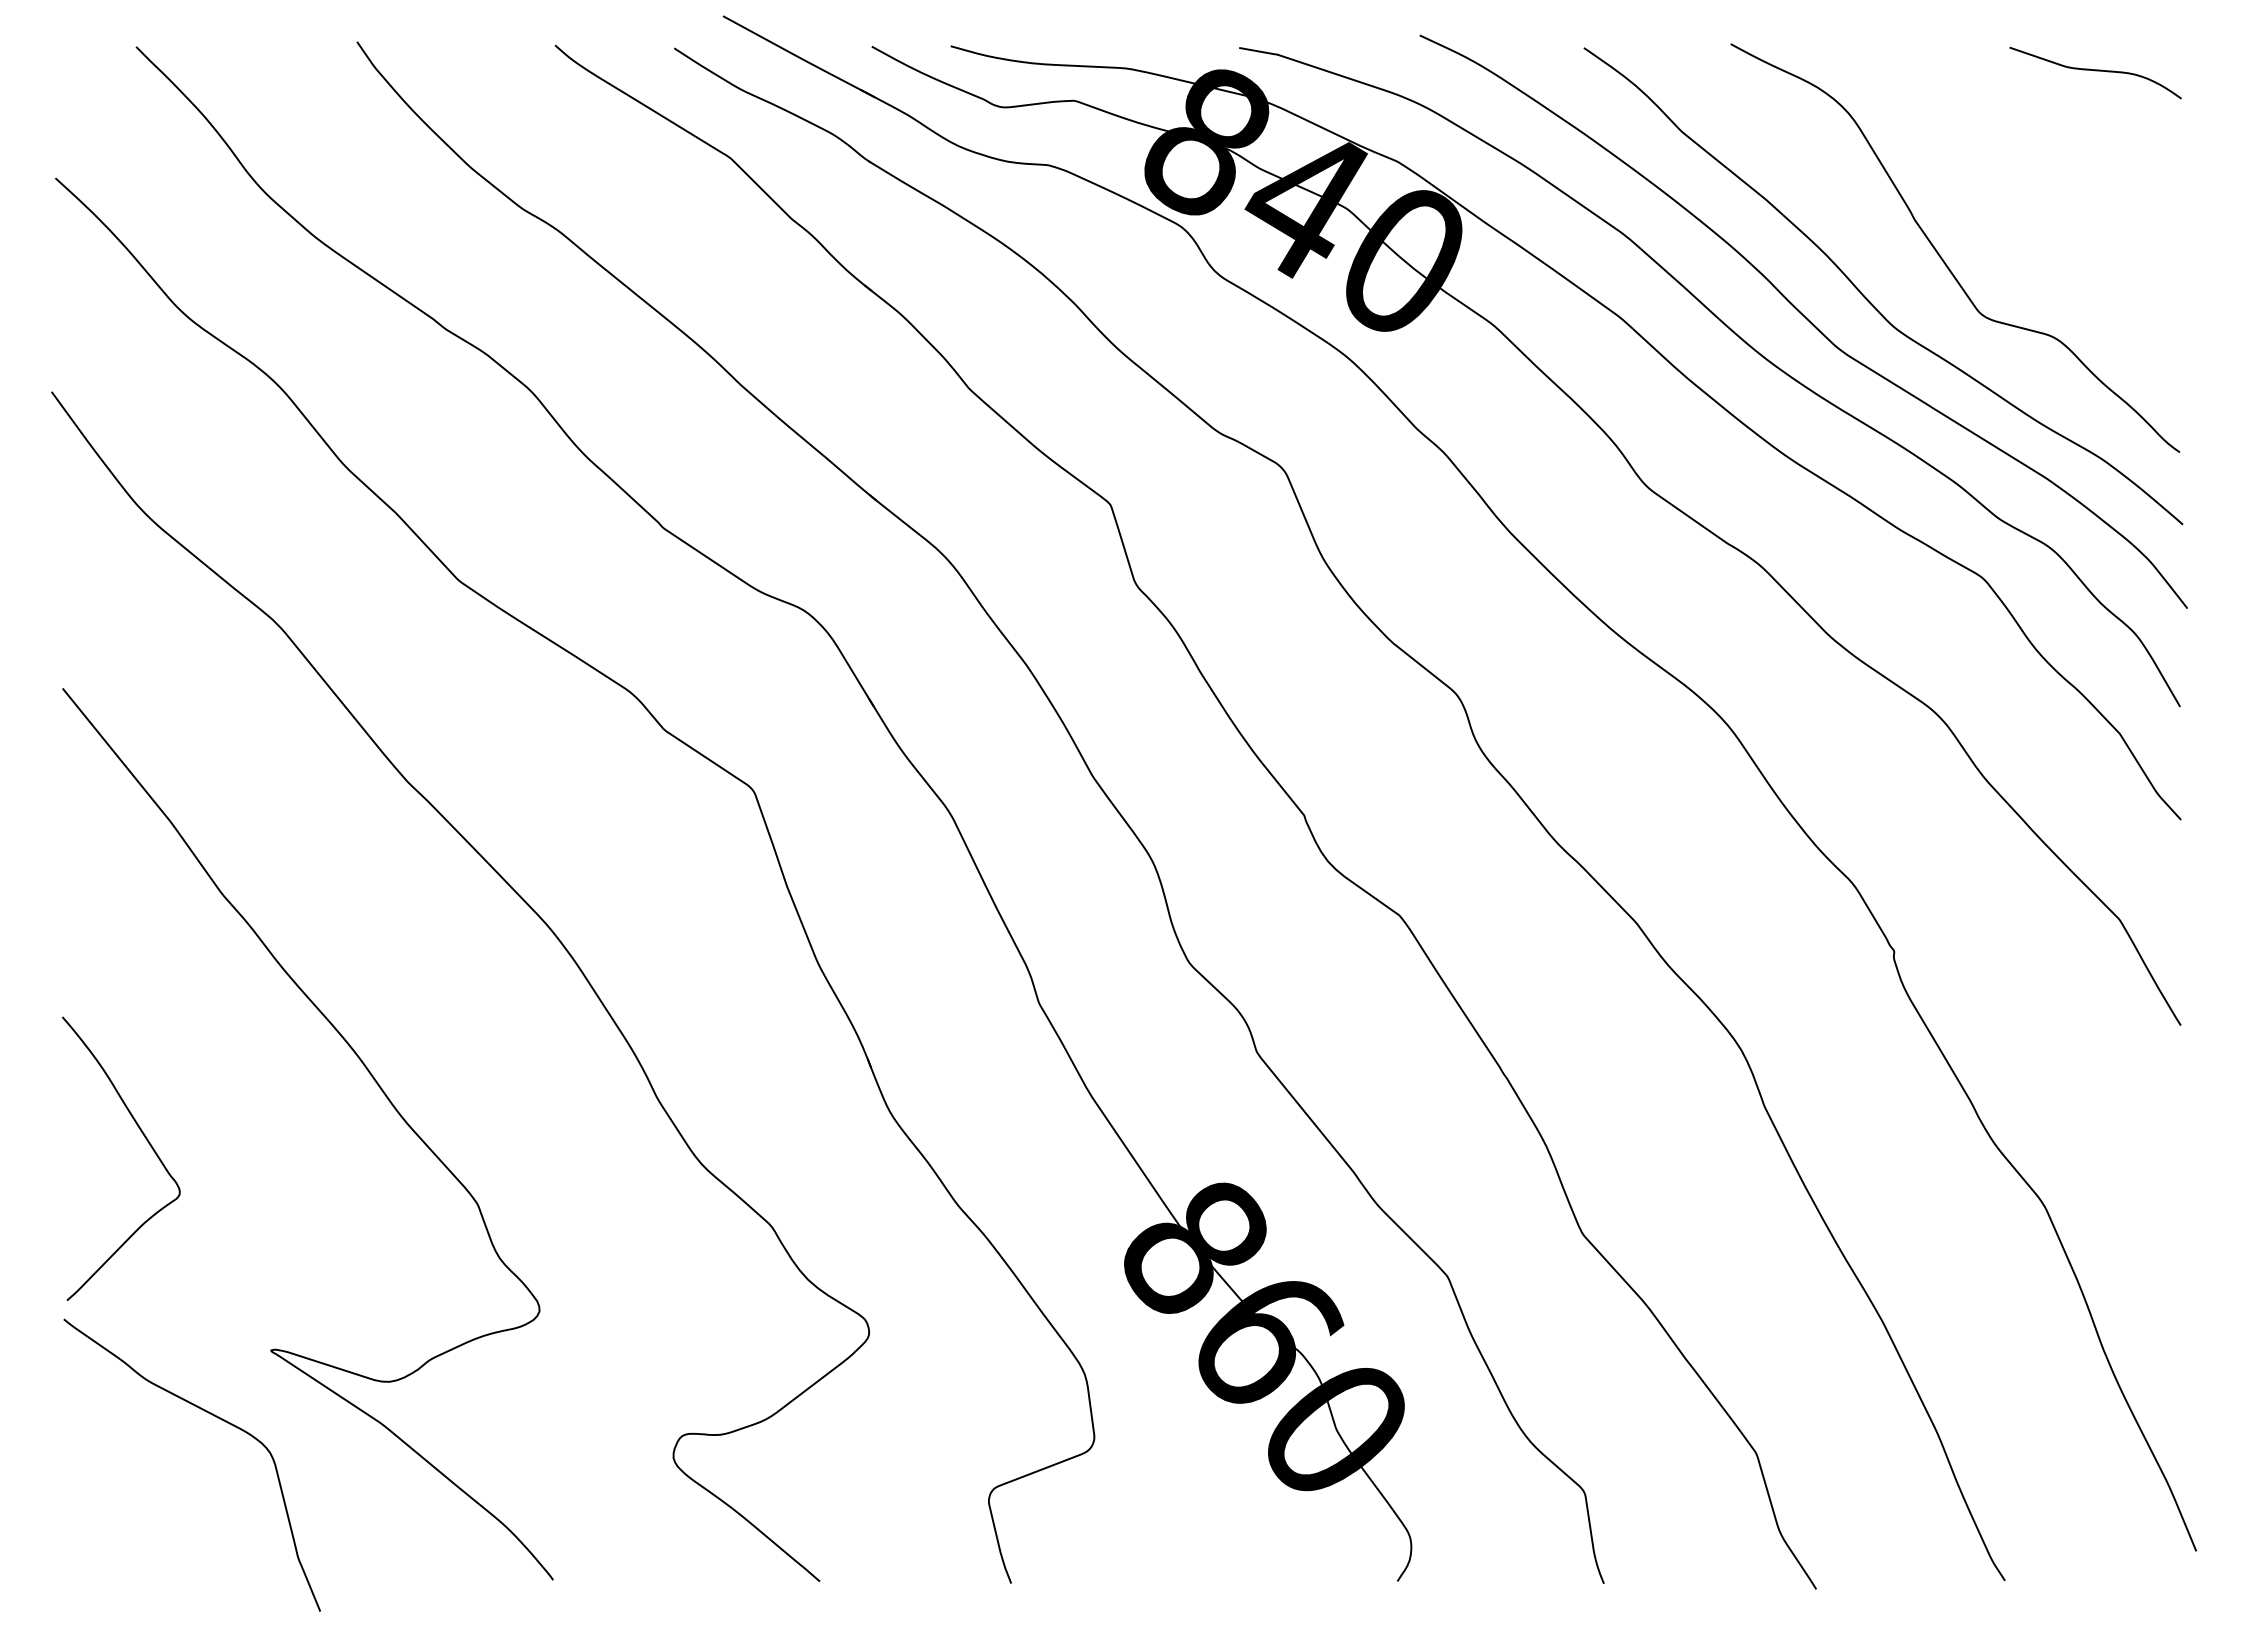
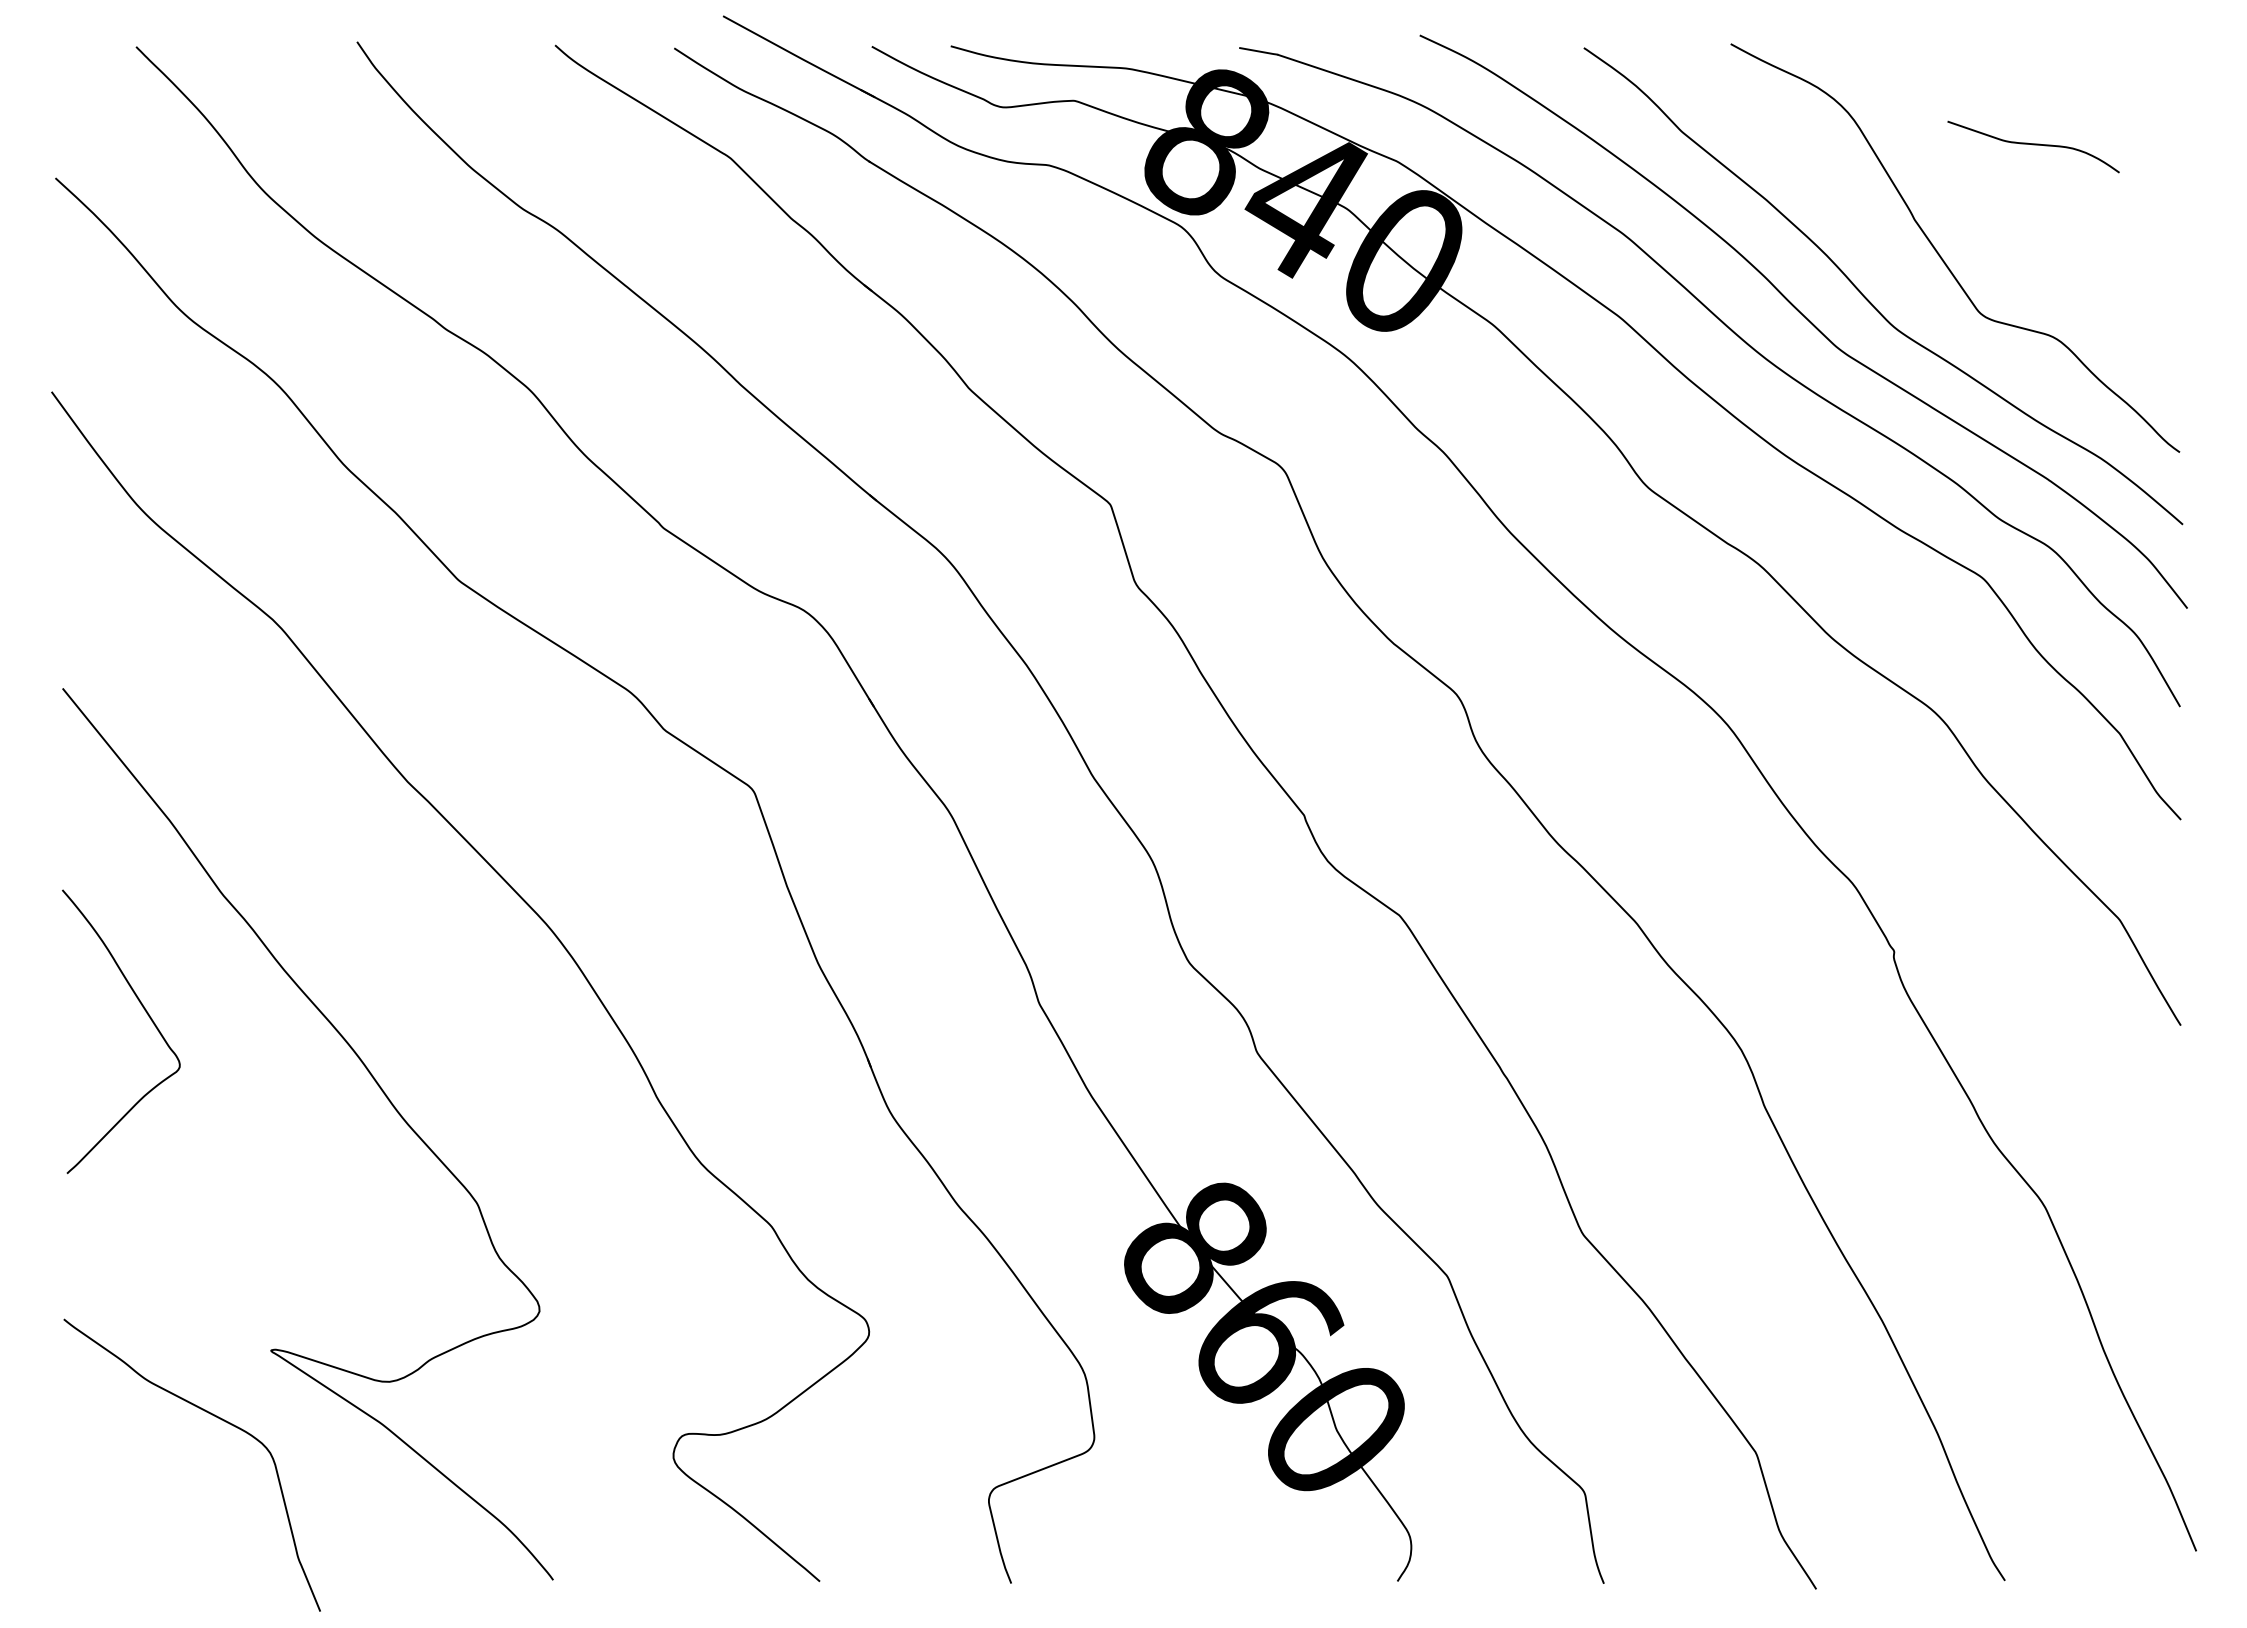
curve position: (2095, 71) -> (2033, 145) (2033, 145)
curve position: (147, 1142) -> (147, 1015) (147, 1015)
